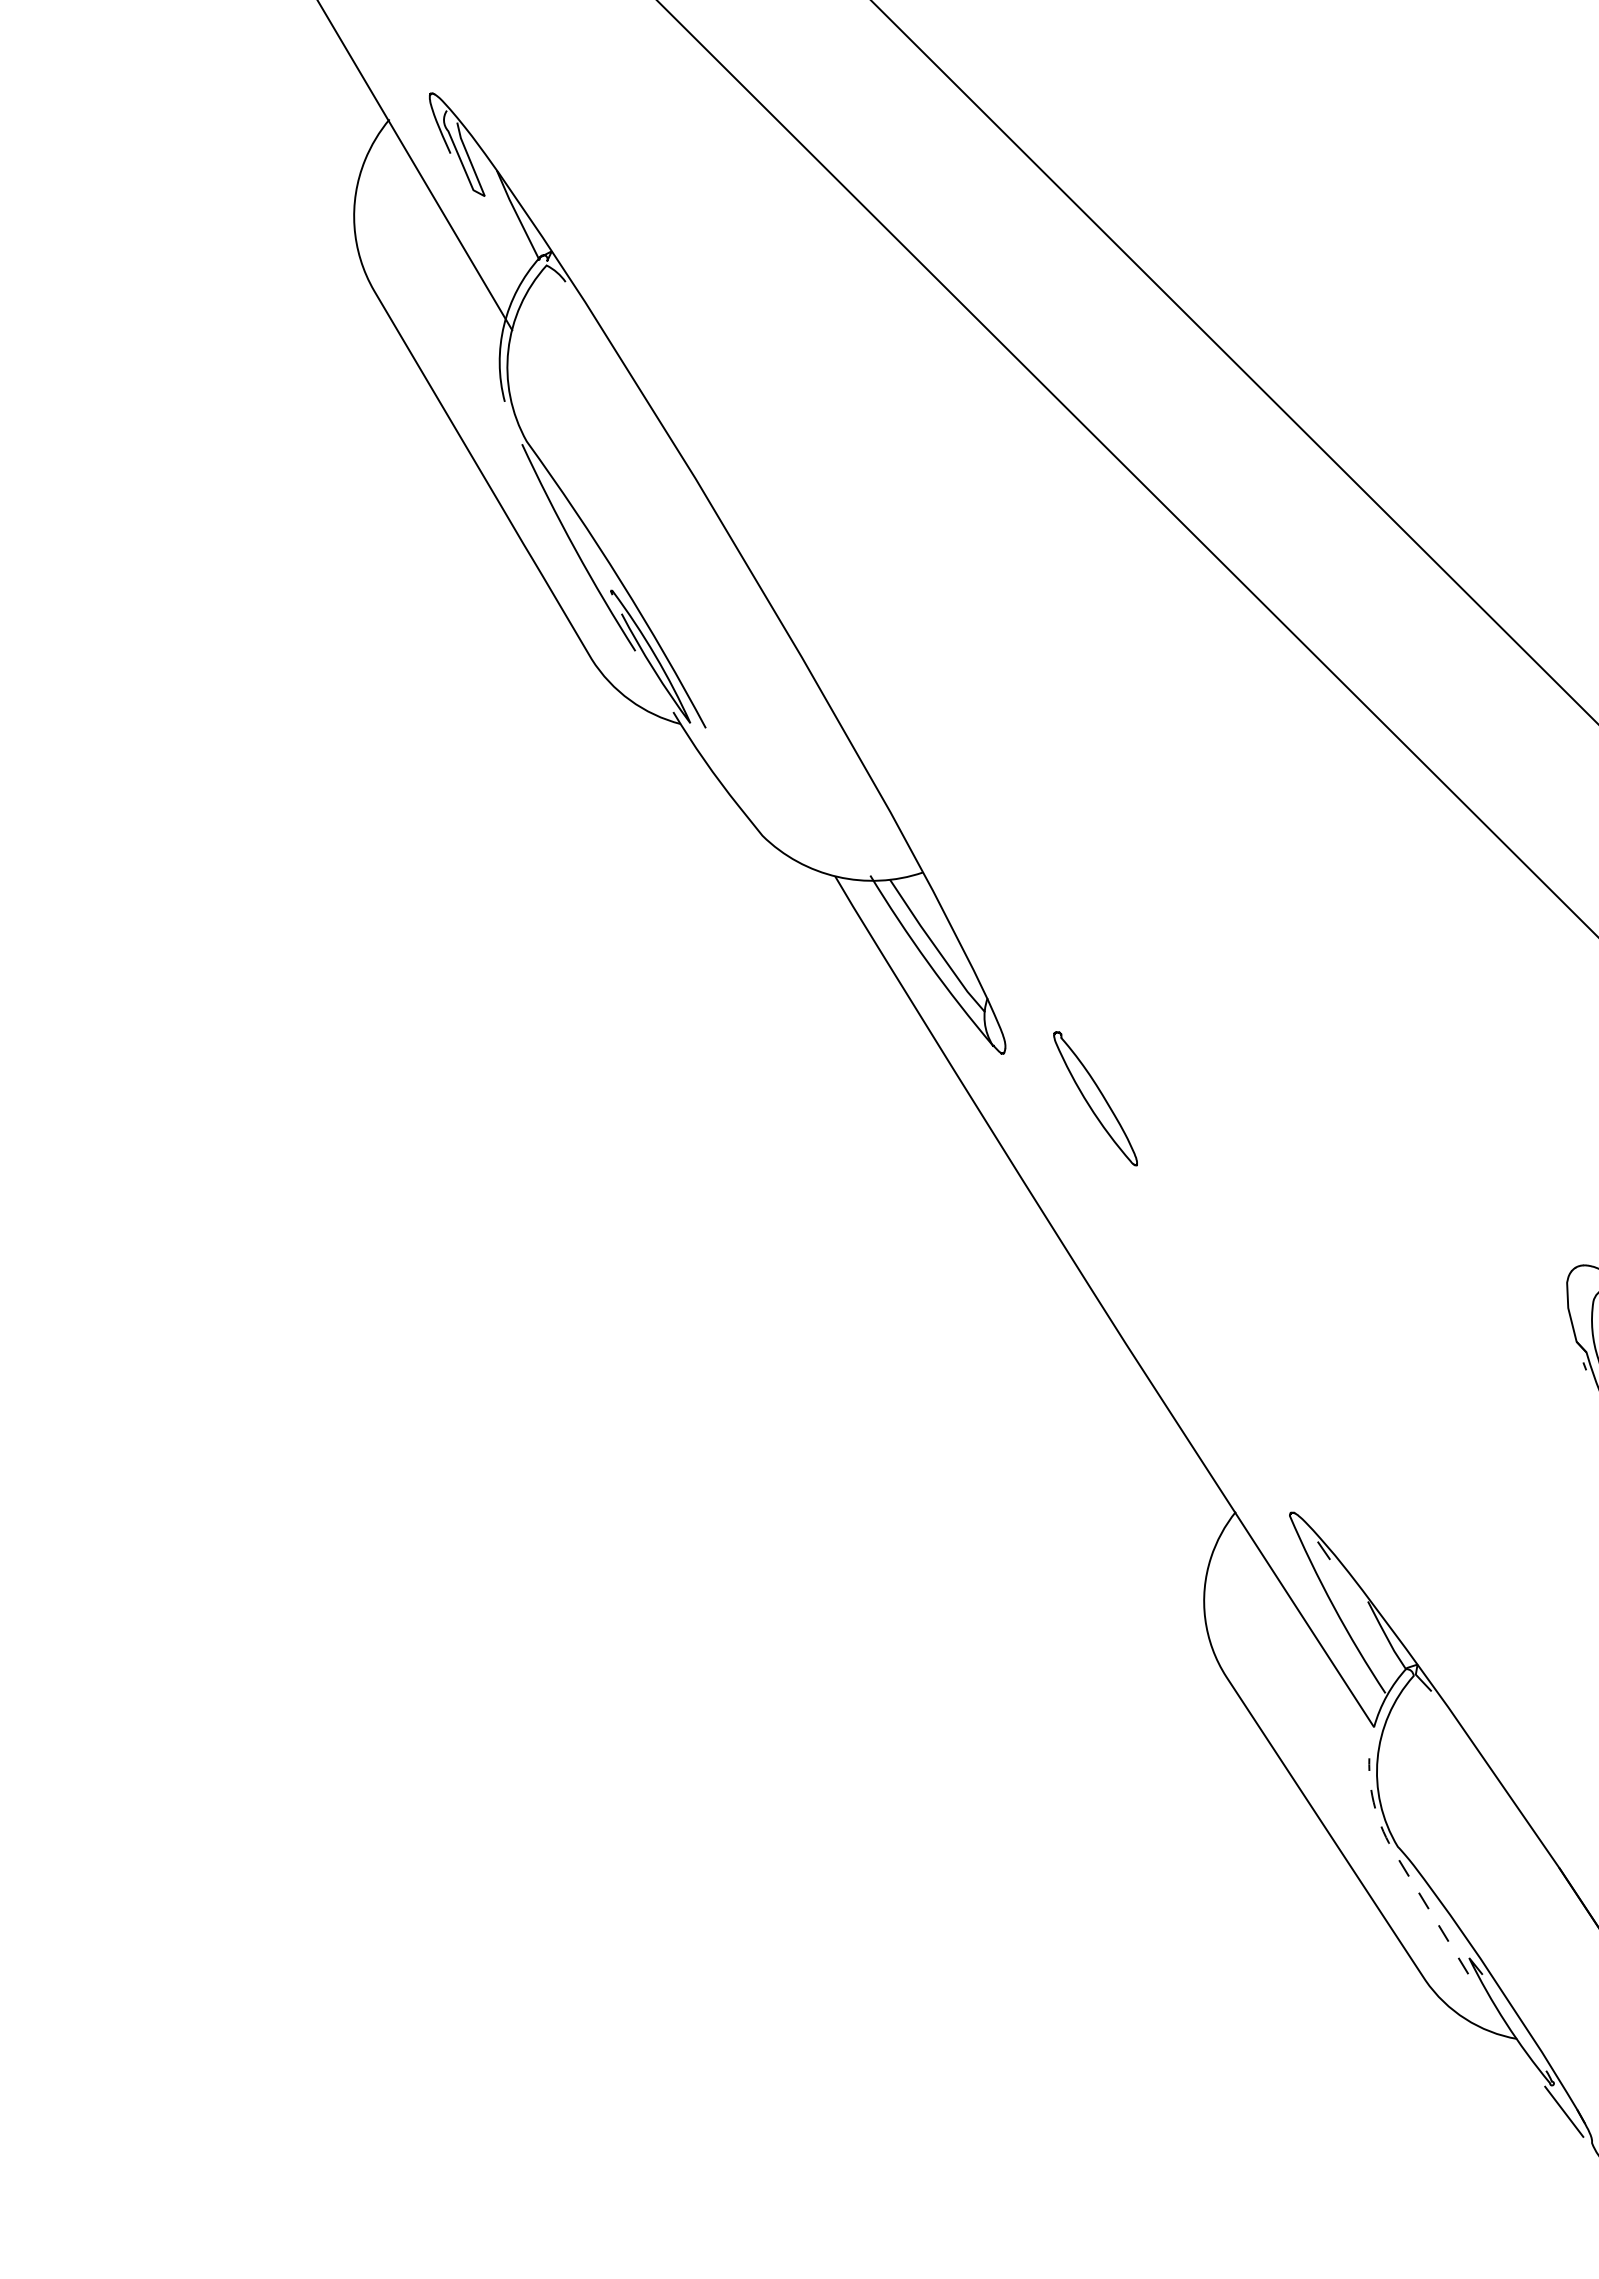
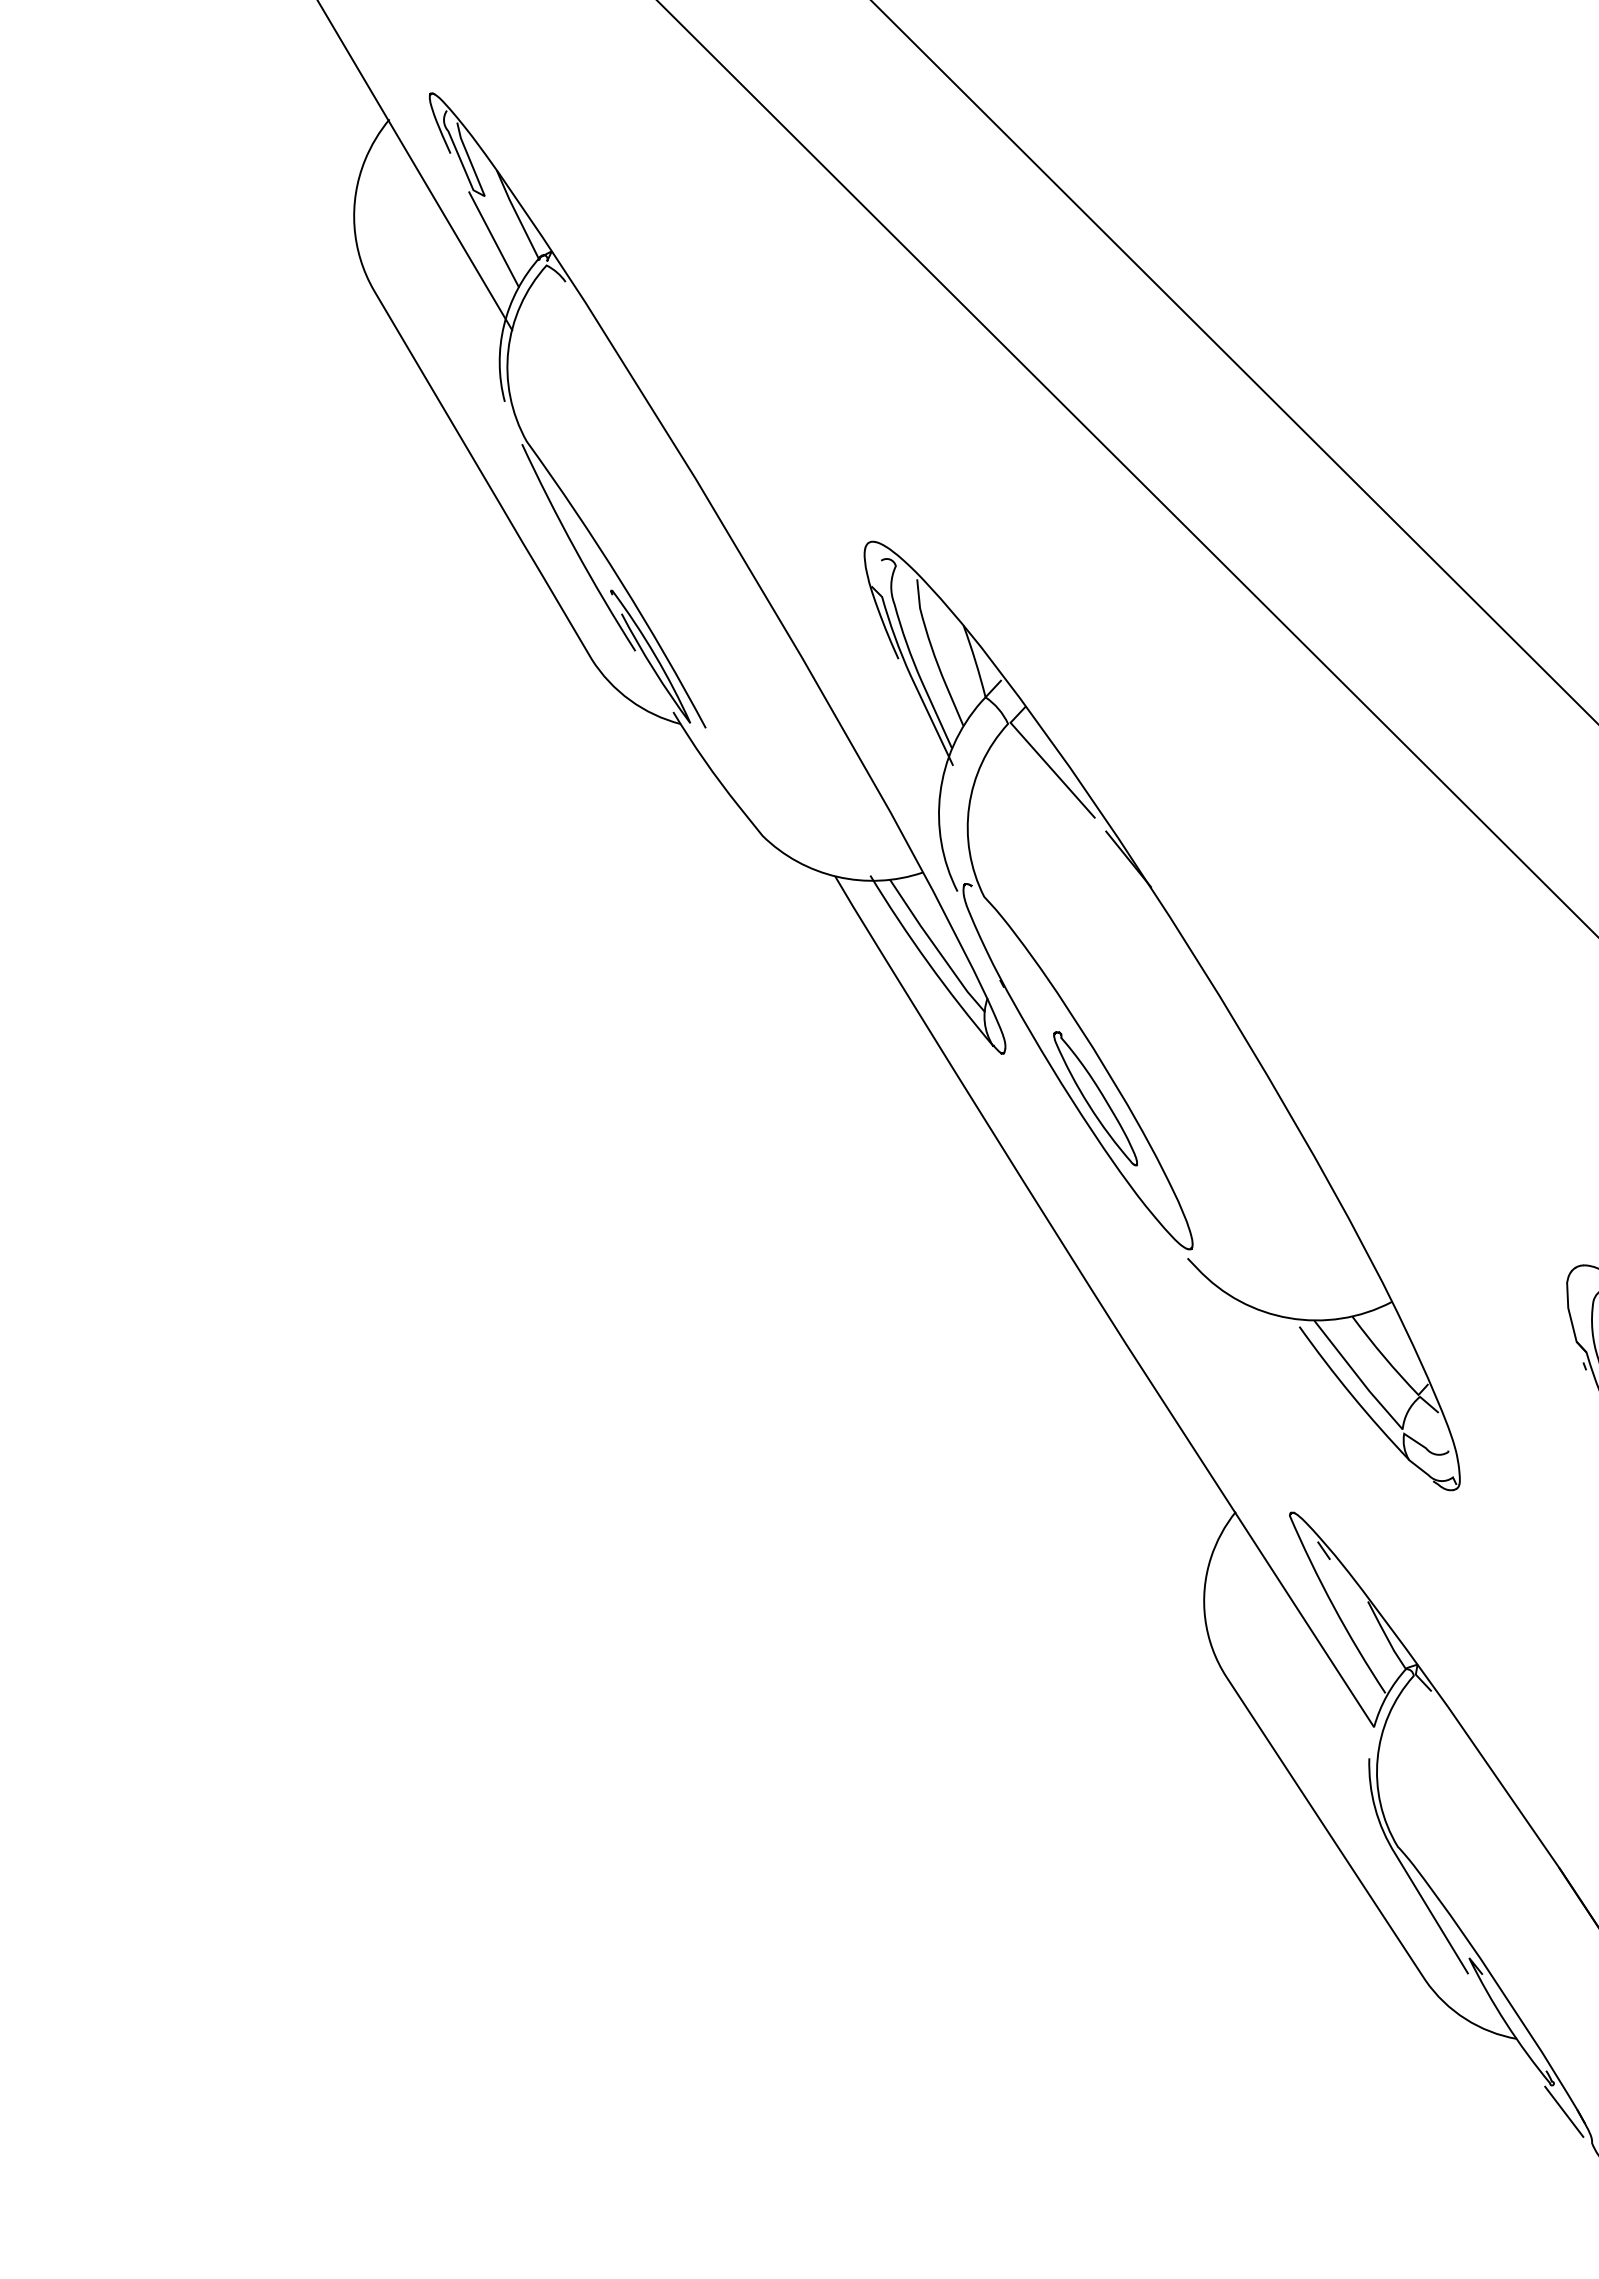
line: none -> present (493, 239)
part: none -> present (1211, 985)
line: dashed -> solid (1402, 1866)
